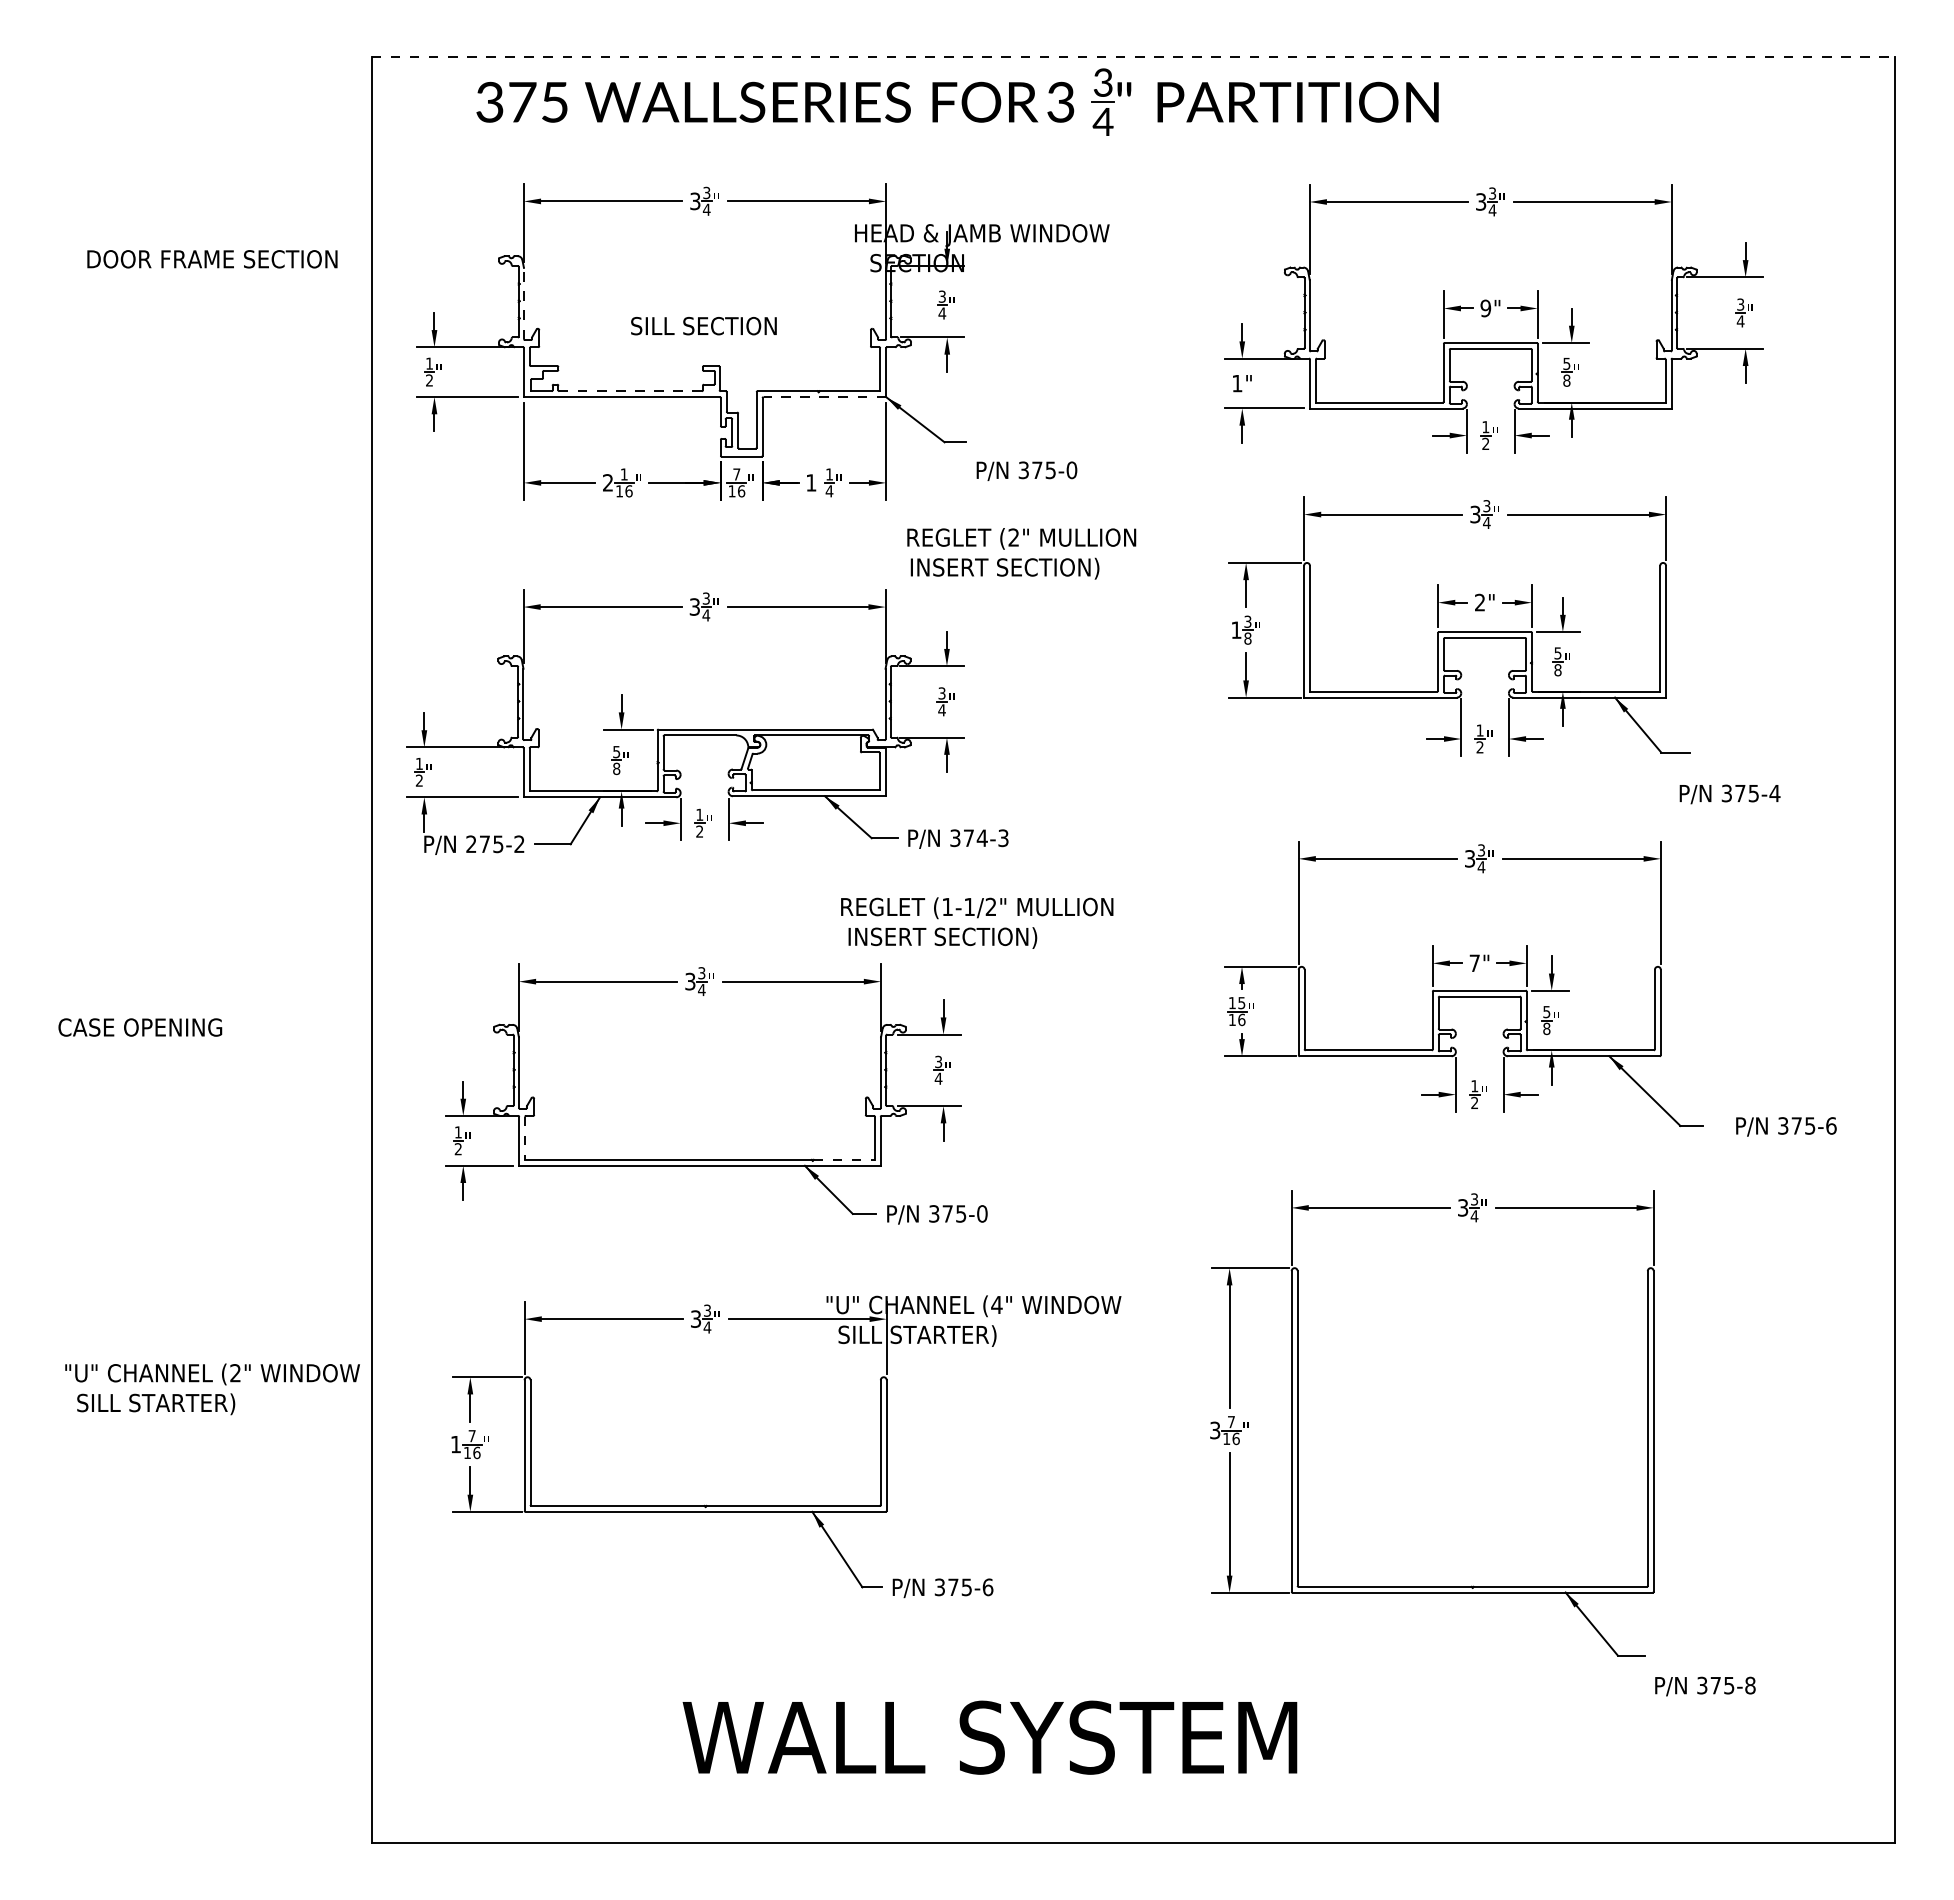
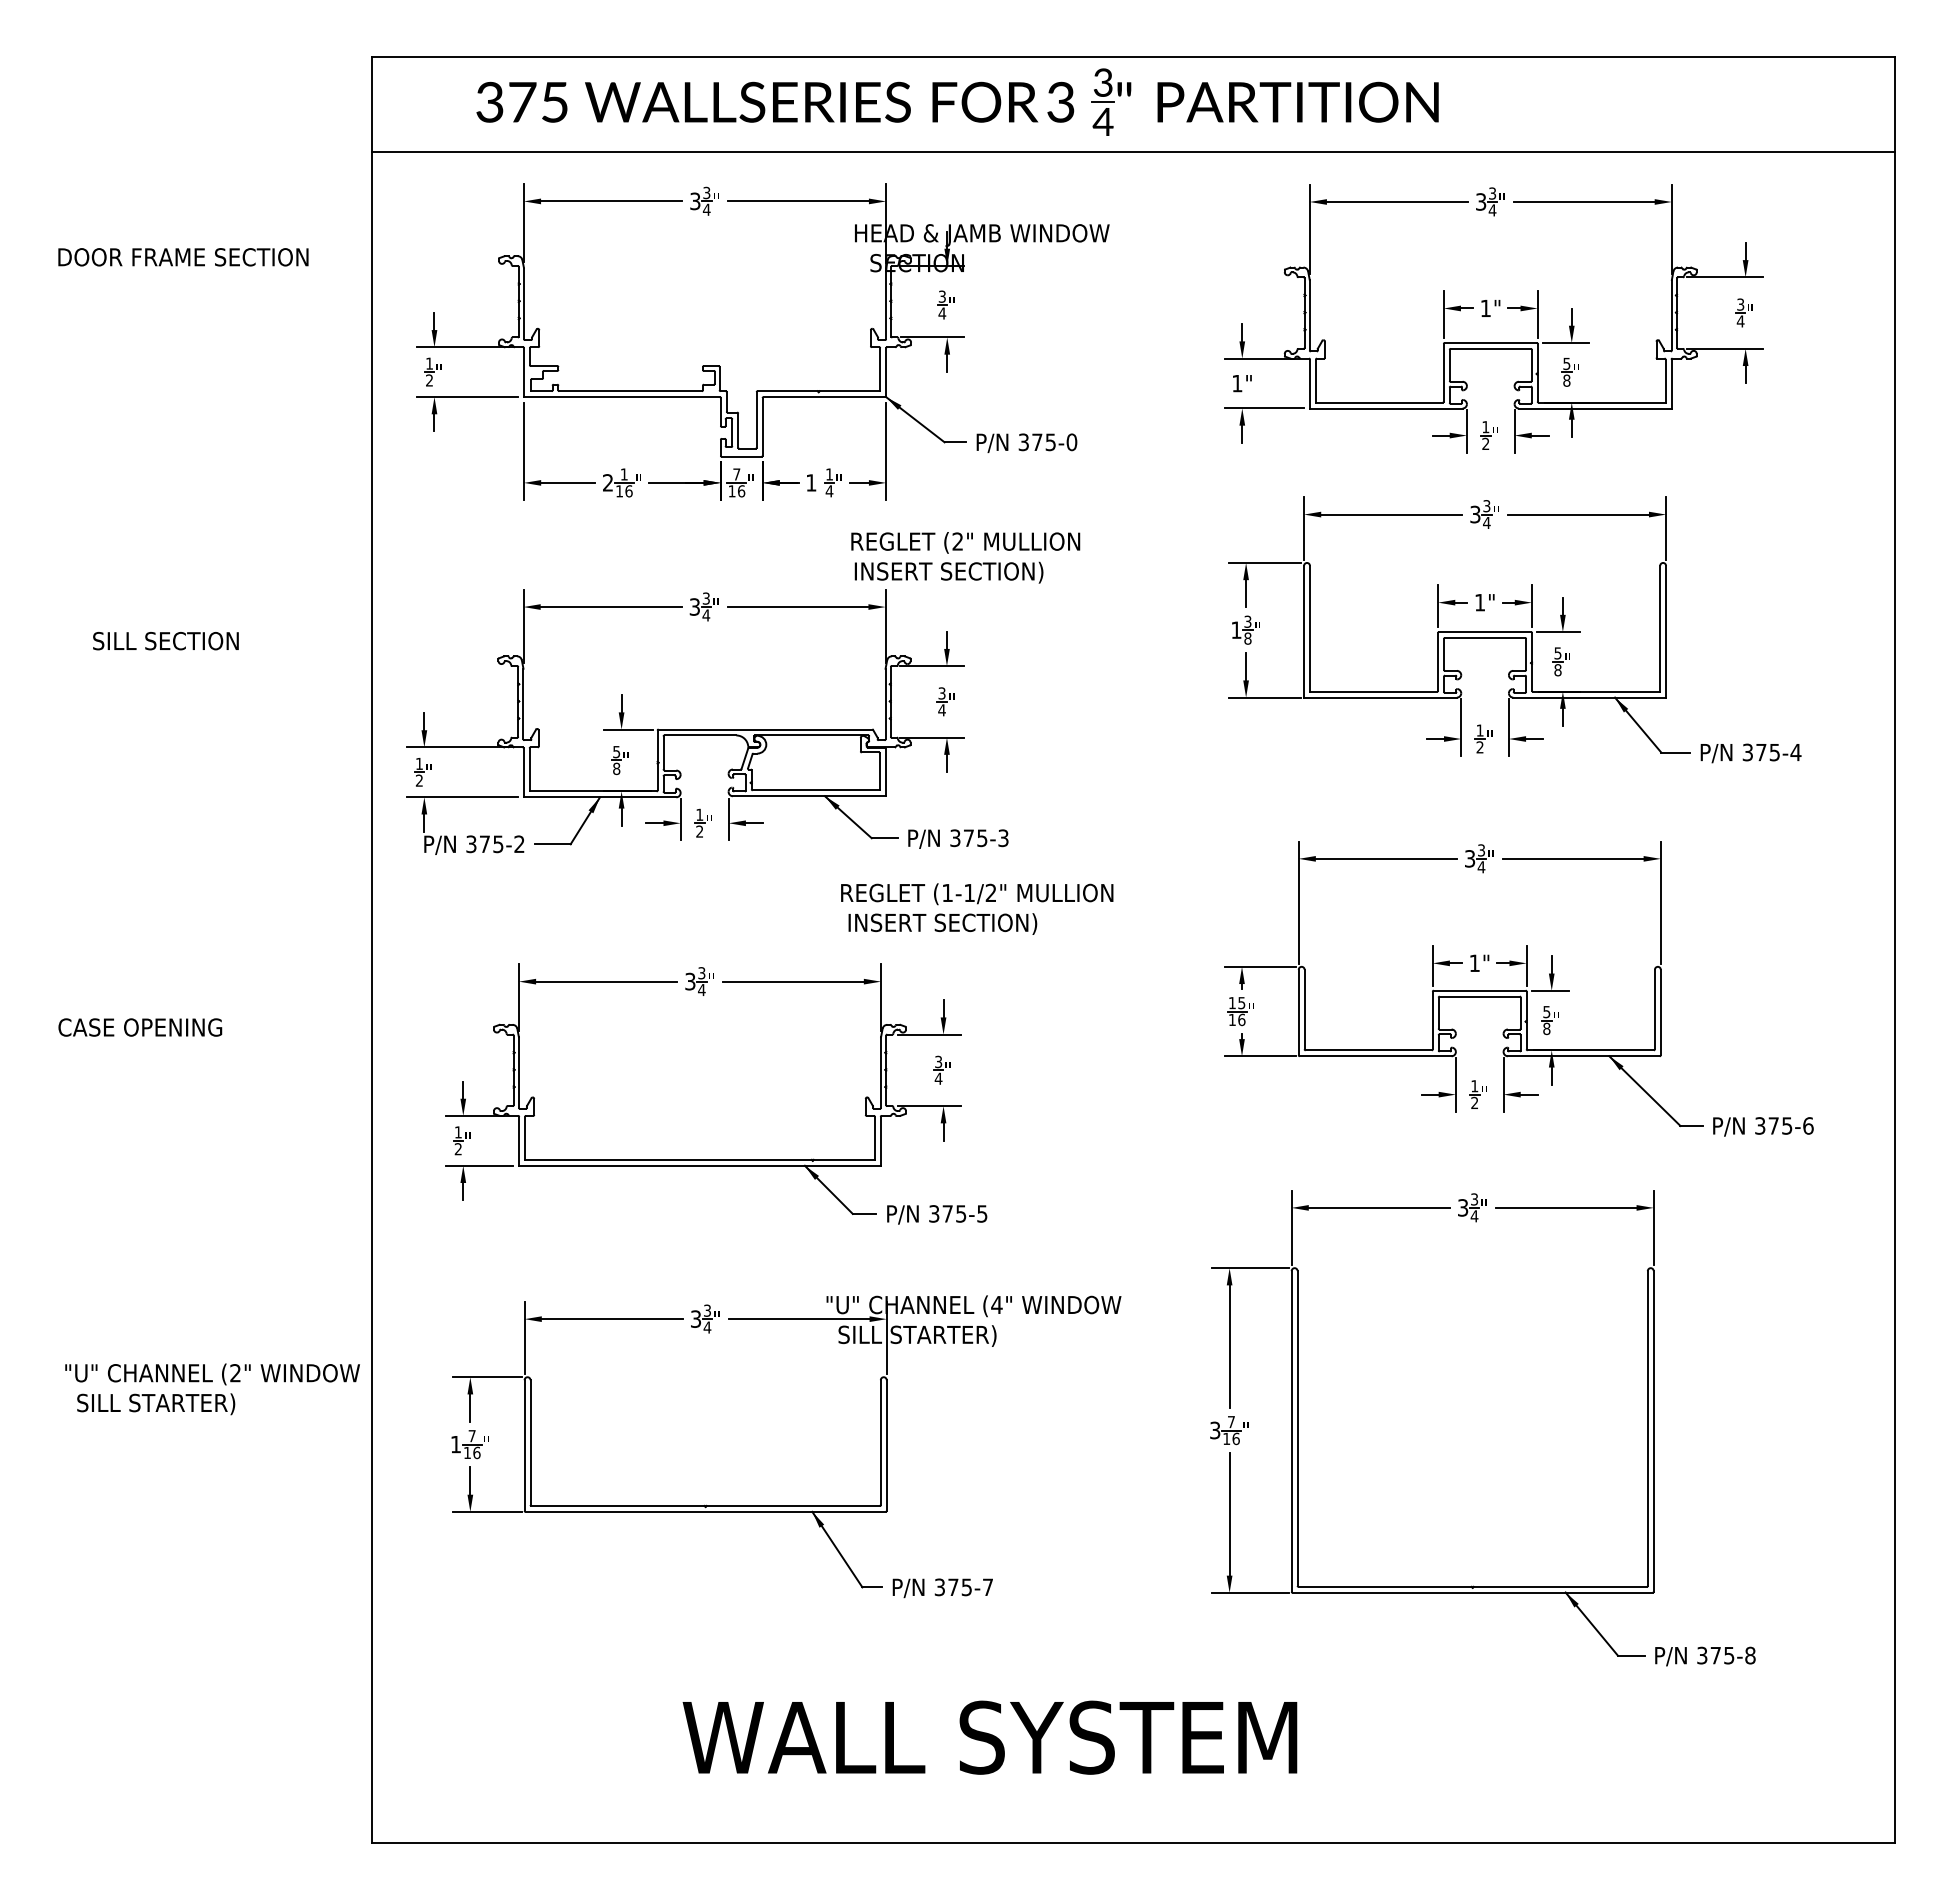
line: dashed -> solid (1133, 56)
line: none -> present (1133, 152)
text position: (212, 259) -> (183, 257) (183, 257)
line: dashed -> solid (524, 303)
text: 9" -> 1" (1485, 308)
text position: (703, 326) -> (165, 641) (165, 641)
line: dashed -> solid (630, 391)
line: dashed -> solid (824, 397)
text position: (1026, 470) -> (1026, 442) (1026, 442)
text position: (1021, 553) -> (965, 557) (965, 557)
text: 2" -> 1" (1479, 602)
text position: (1729, 794) -> (1750, 753) (1750, 753)
text: 374-3 -> 375-3 (981, 838)
text: 275-2 -> 375-2 (471, 844)
text position: (977, 922) -> (977, 908) (977, 908)
text: 7" -> 1" (1474, 962)
text position: (1786, 1126) -> (1763, 1126) (1763, 1126)
line: dashed -> solid (525, 1138)
line: dashed -> solid (844, 1159)
text: 375-0 -> 375-5 (982, 1213)
text: 375-6 -> 375-7 (987, 1587)
text position: (1705, 1686) -> (1705, 1656) (1705, 1656)
